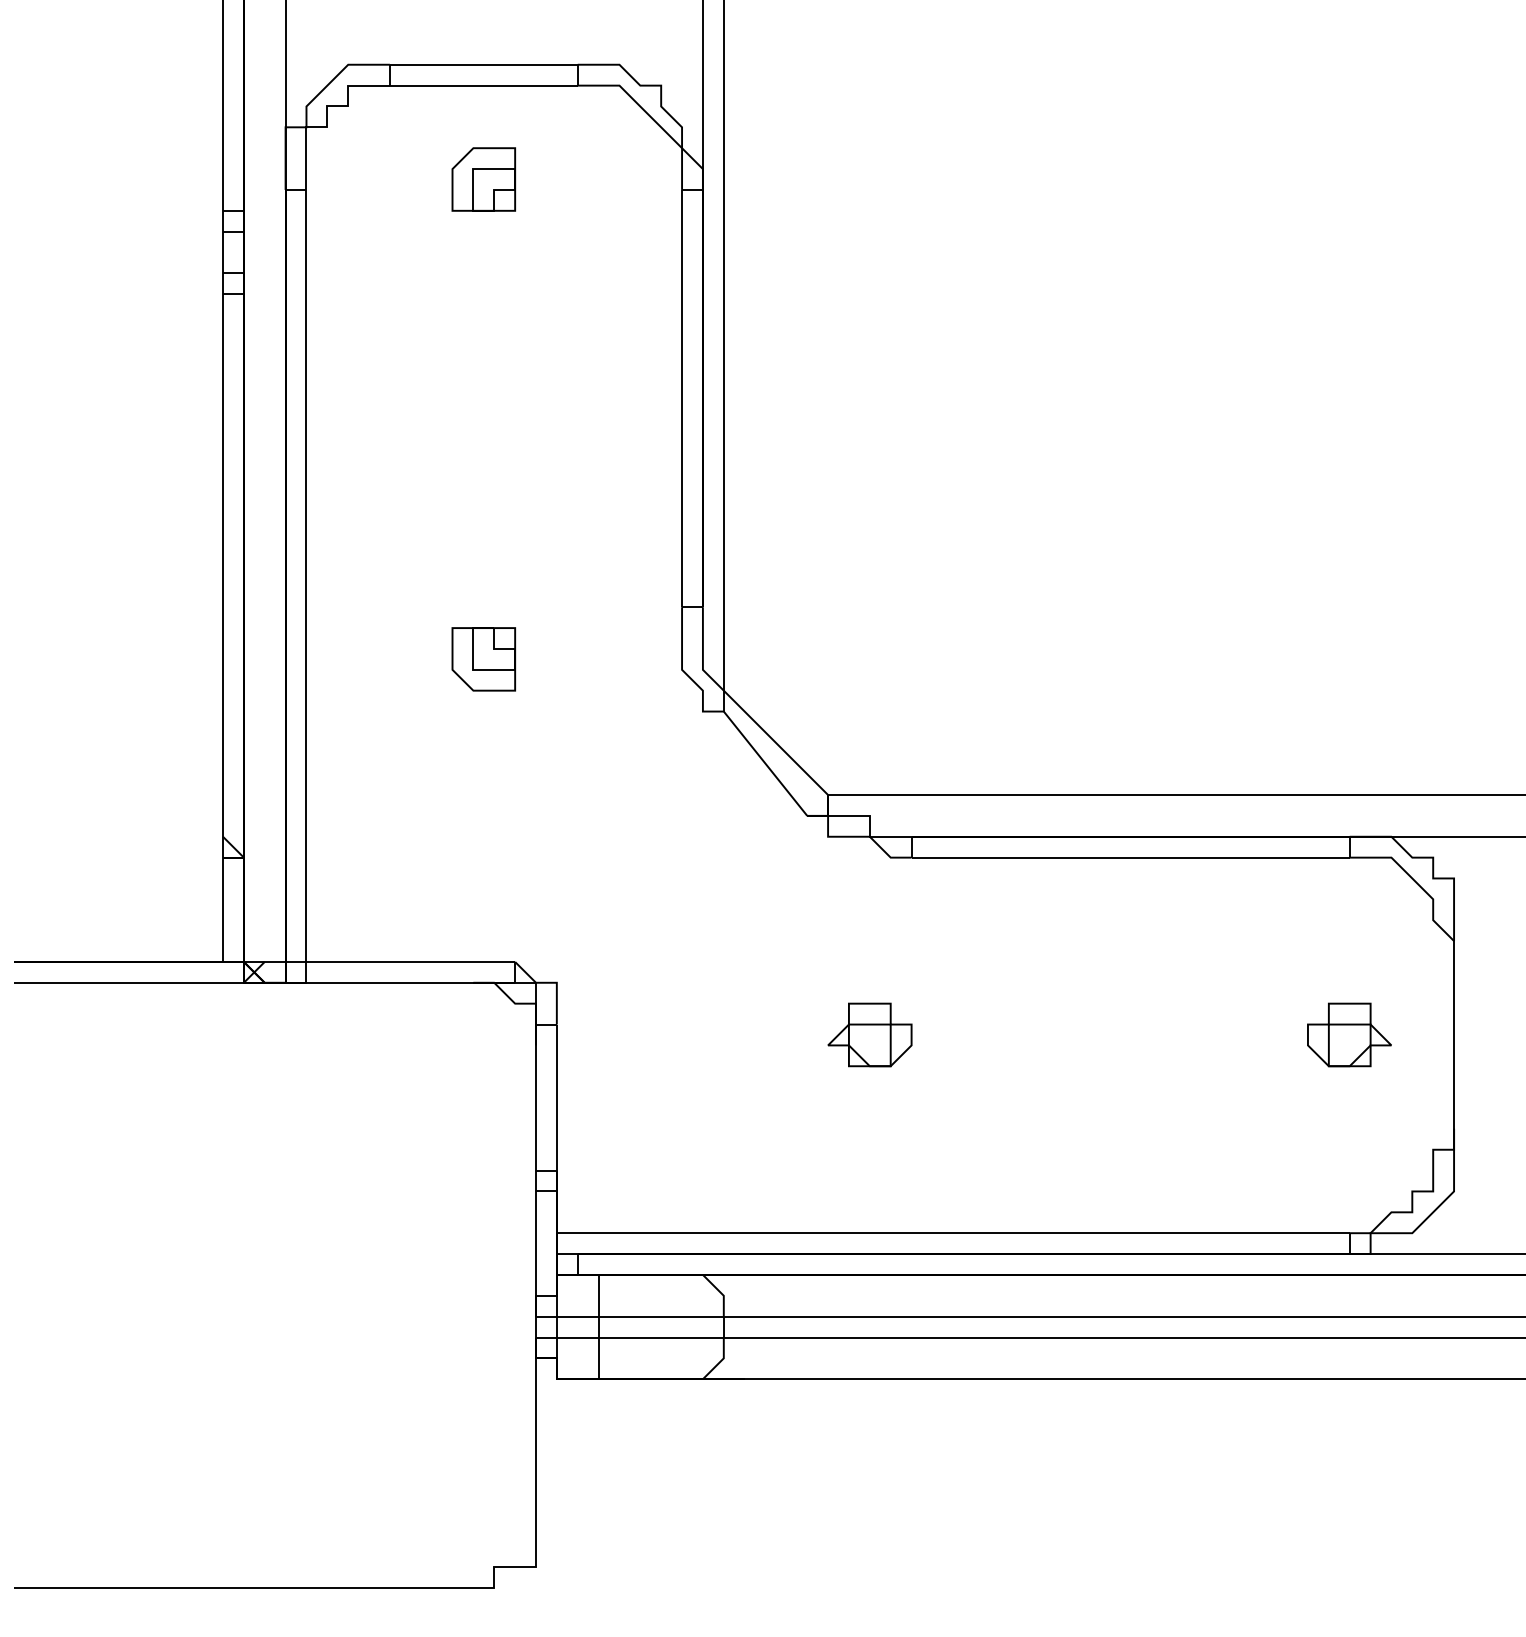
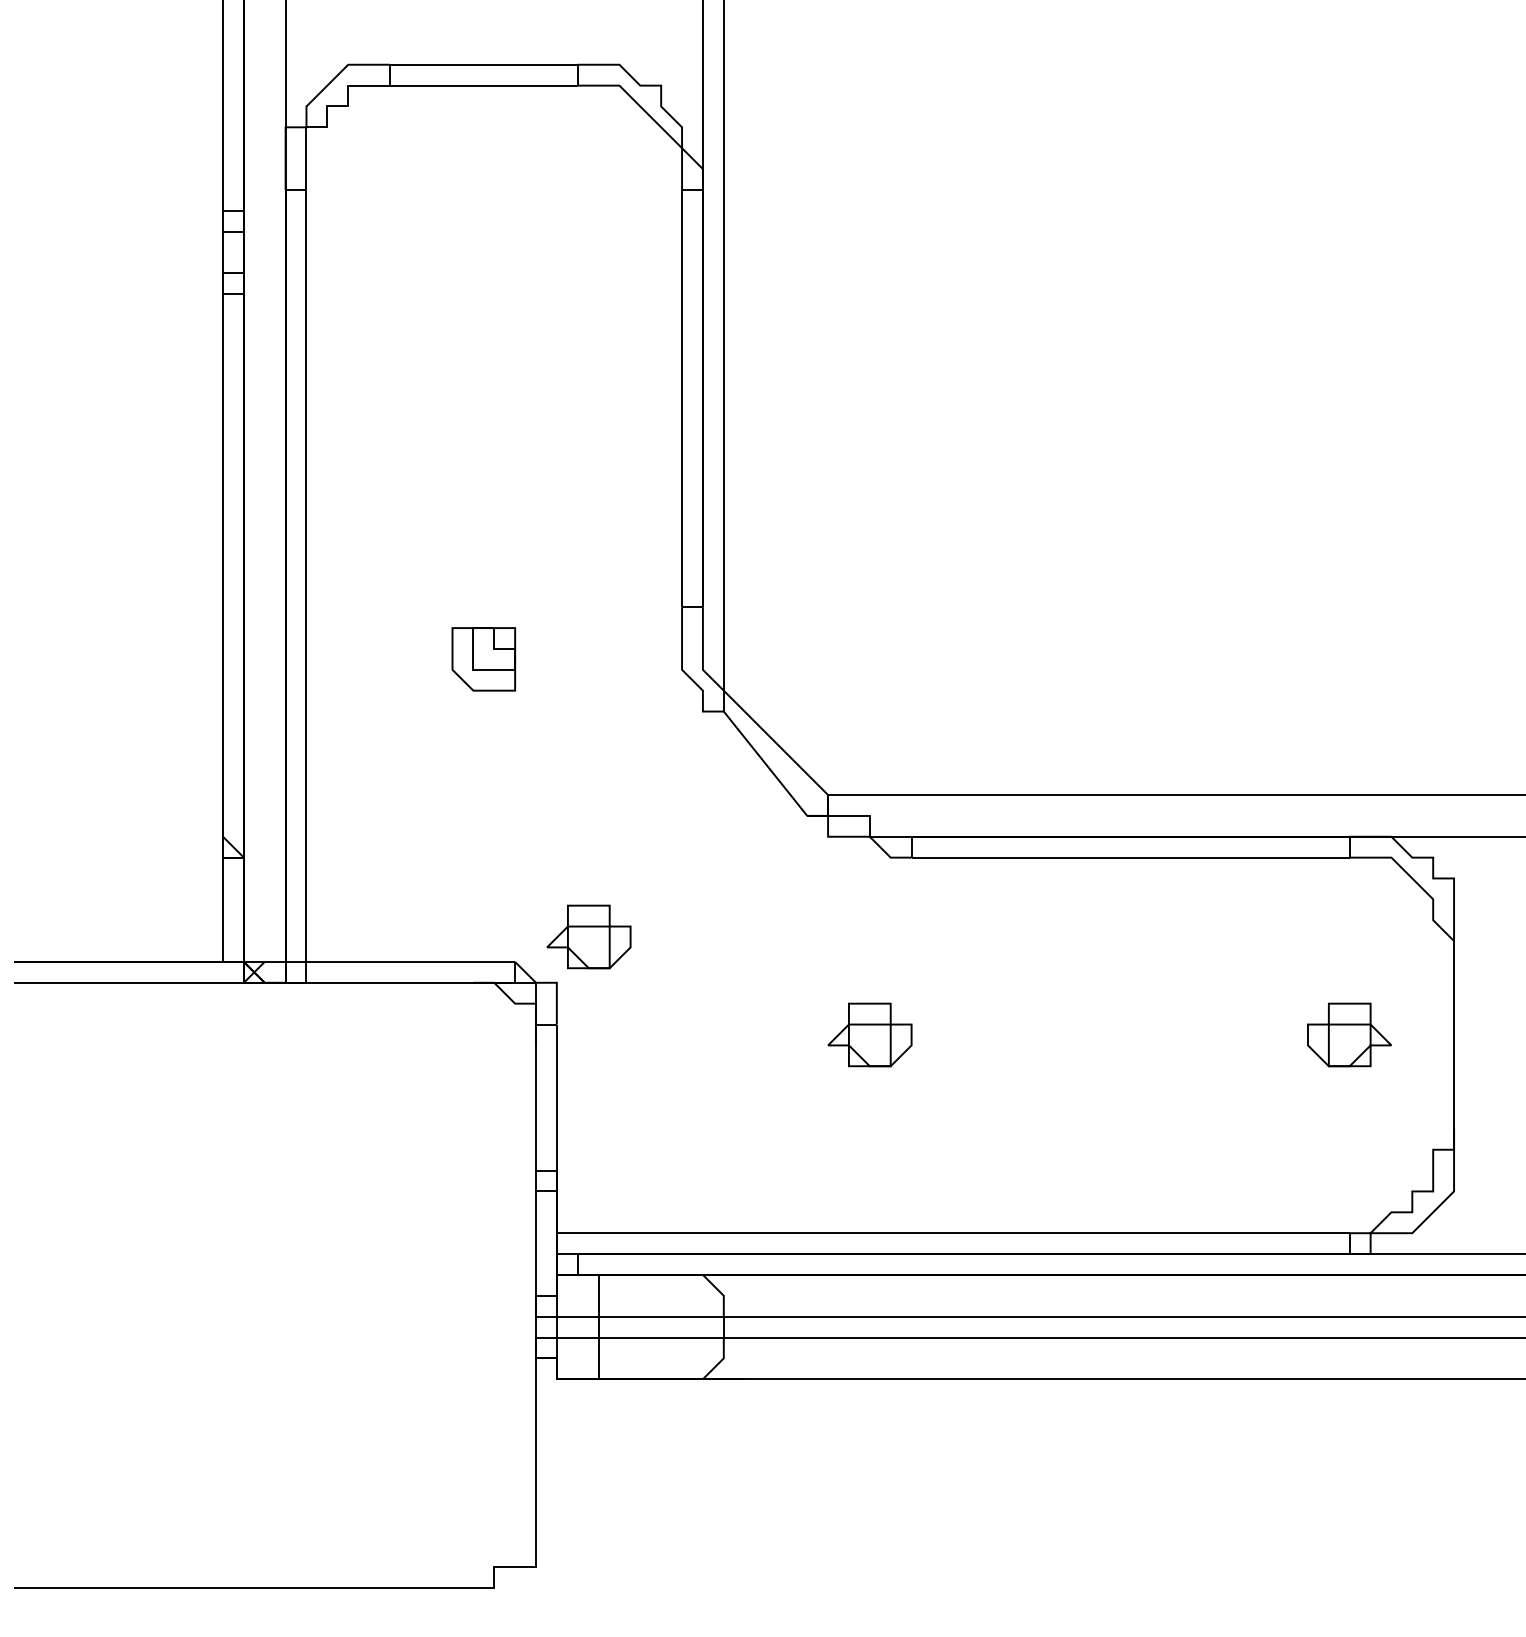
part: present -> none (483, 179)
part: none -> present (588, 936)
